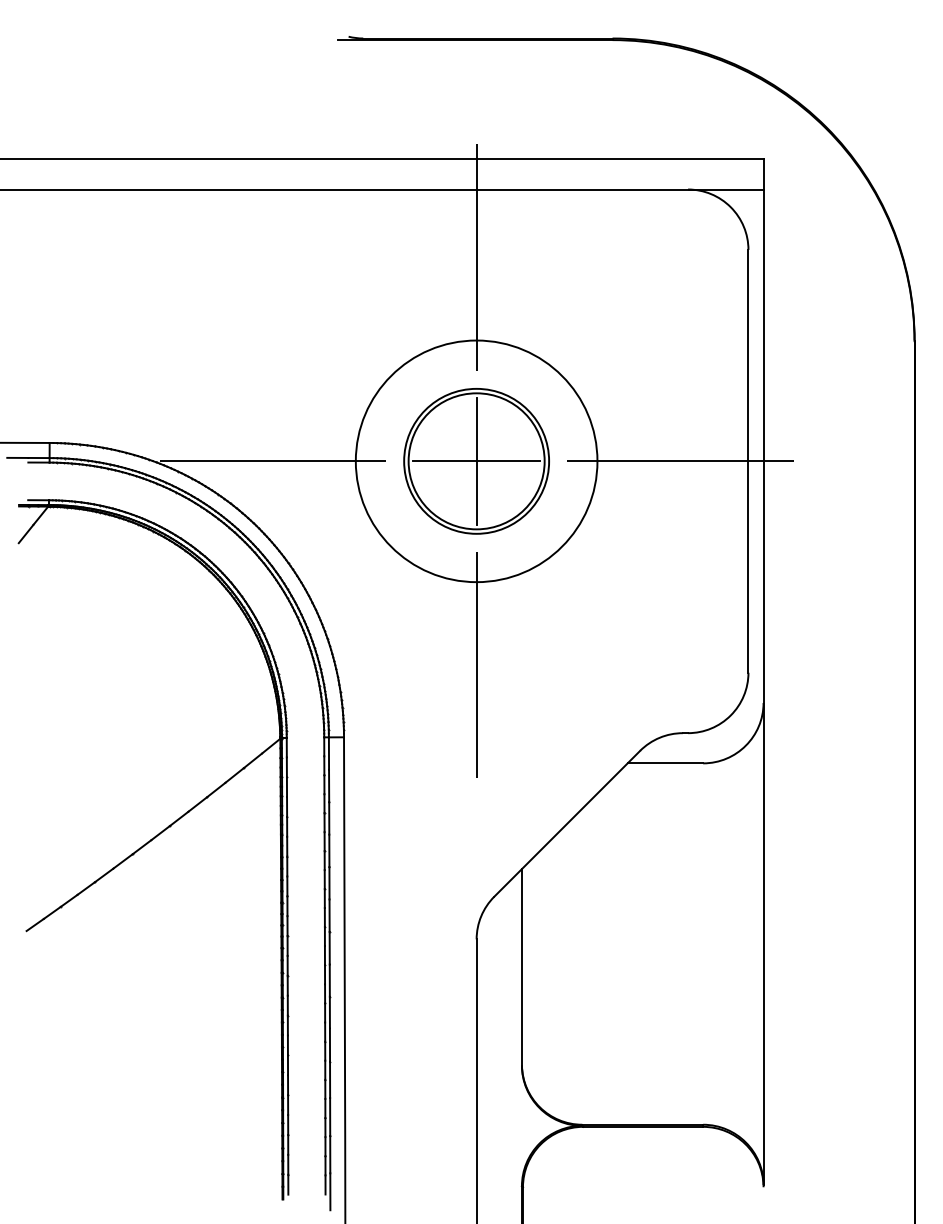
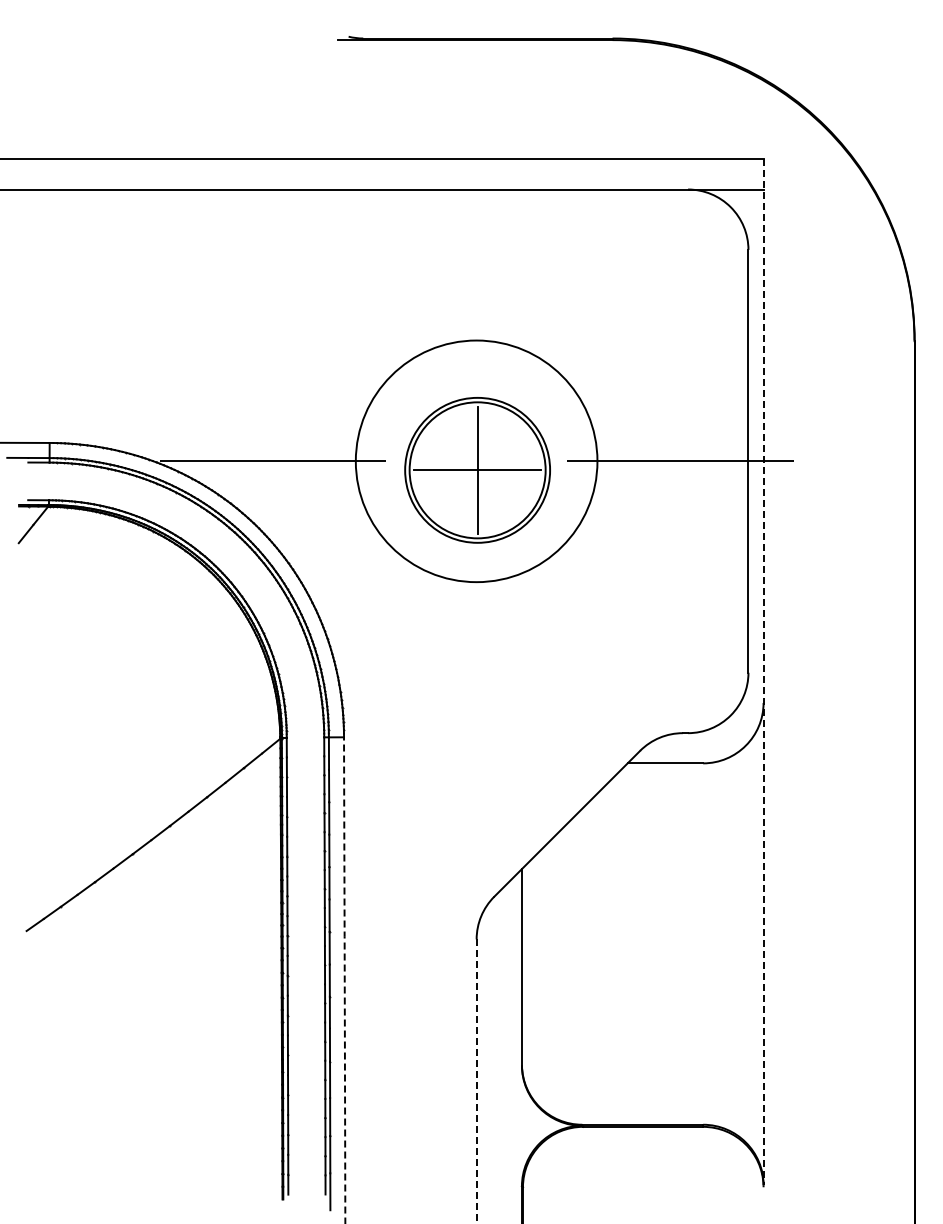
line: present -> none (476, 257)
part position: (476, 461) -> (477, 470) (477, 470)
line: present -> none (476, 664)
line: solid -> dashed (763, 672)
arc: solid -> dashed (344, 980)
line: solid -> dashed (476, 1081)
